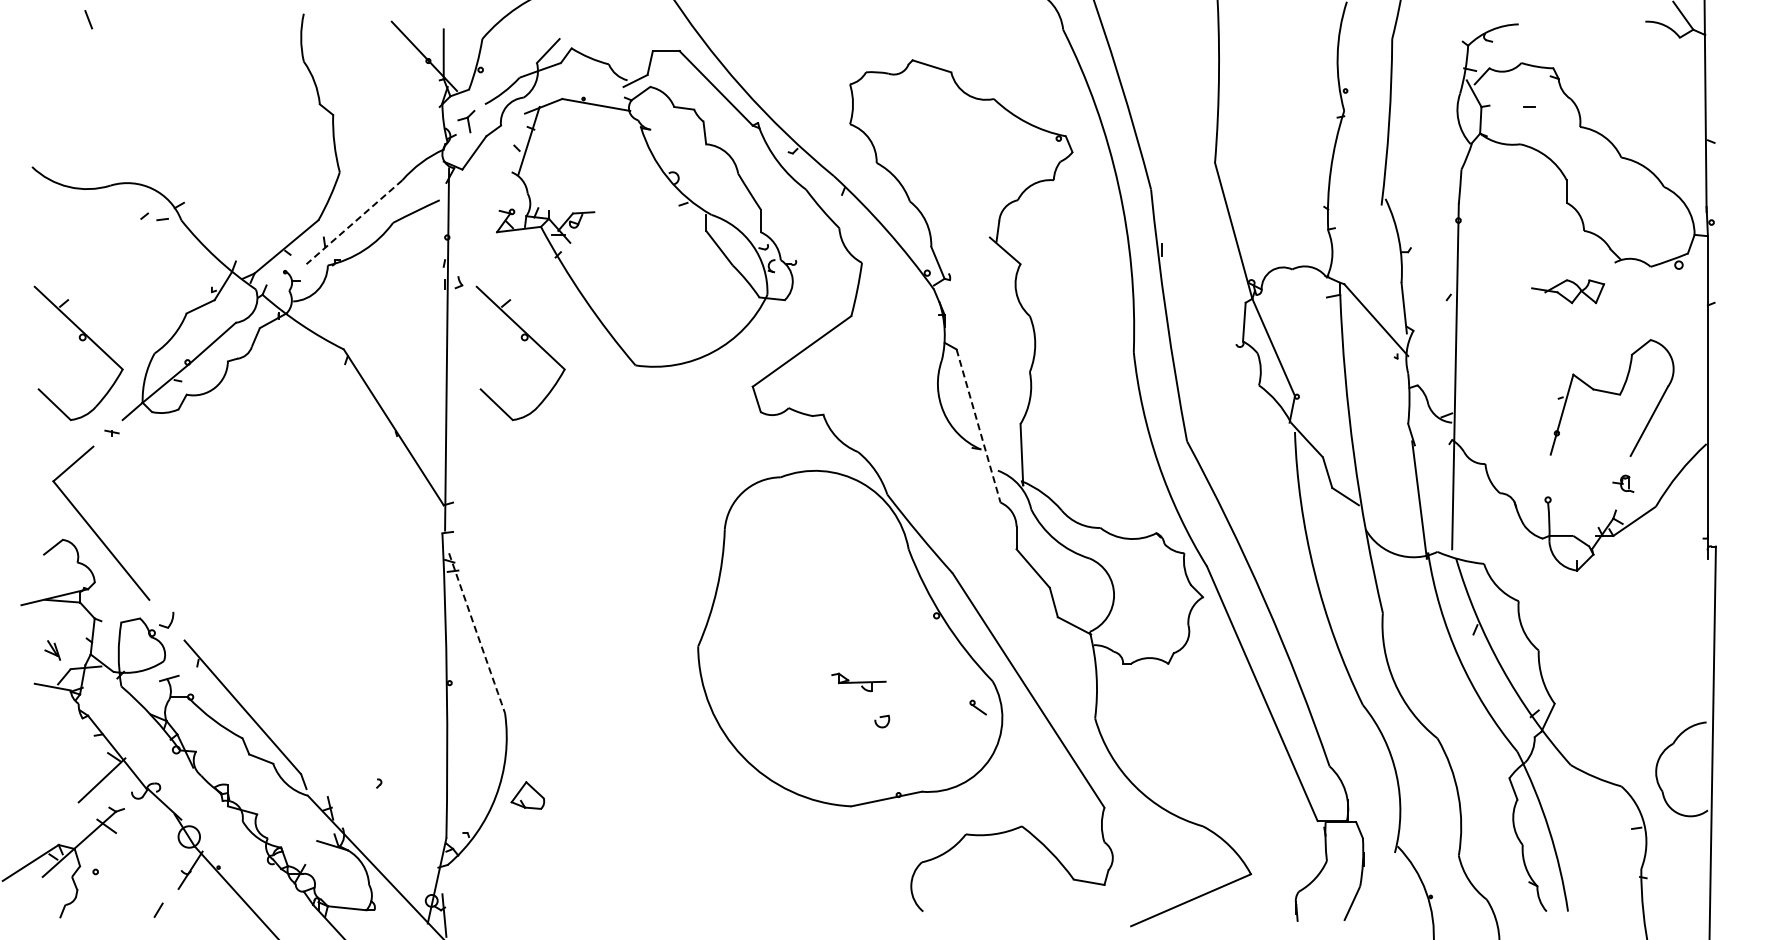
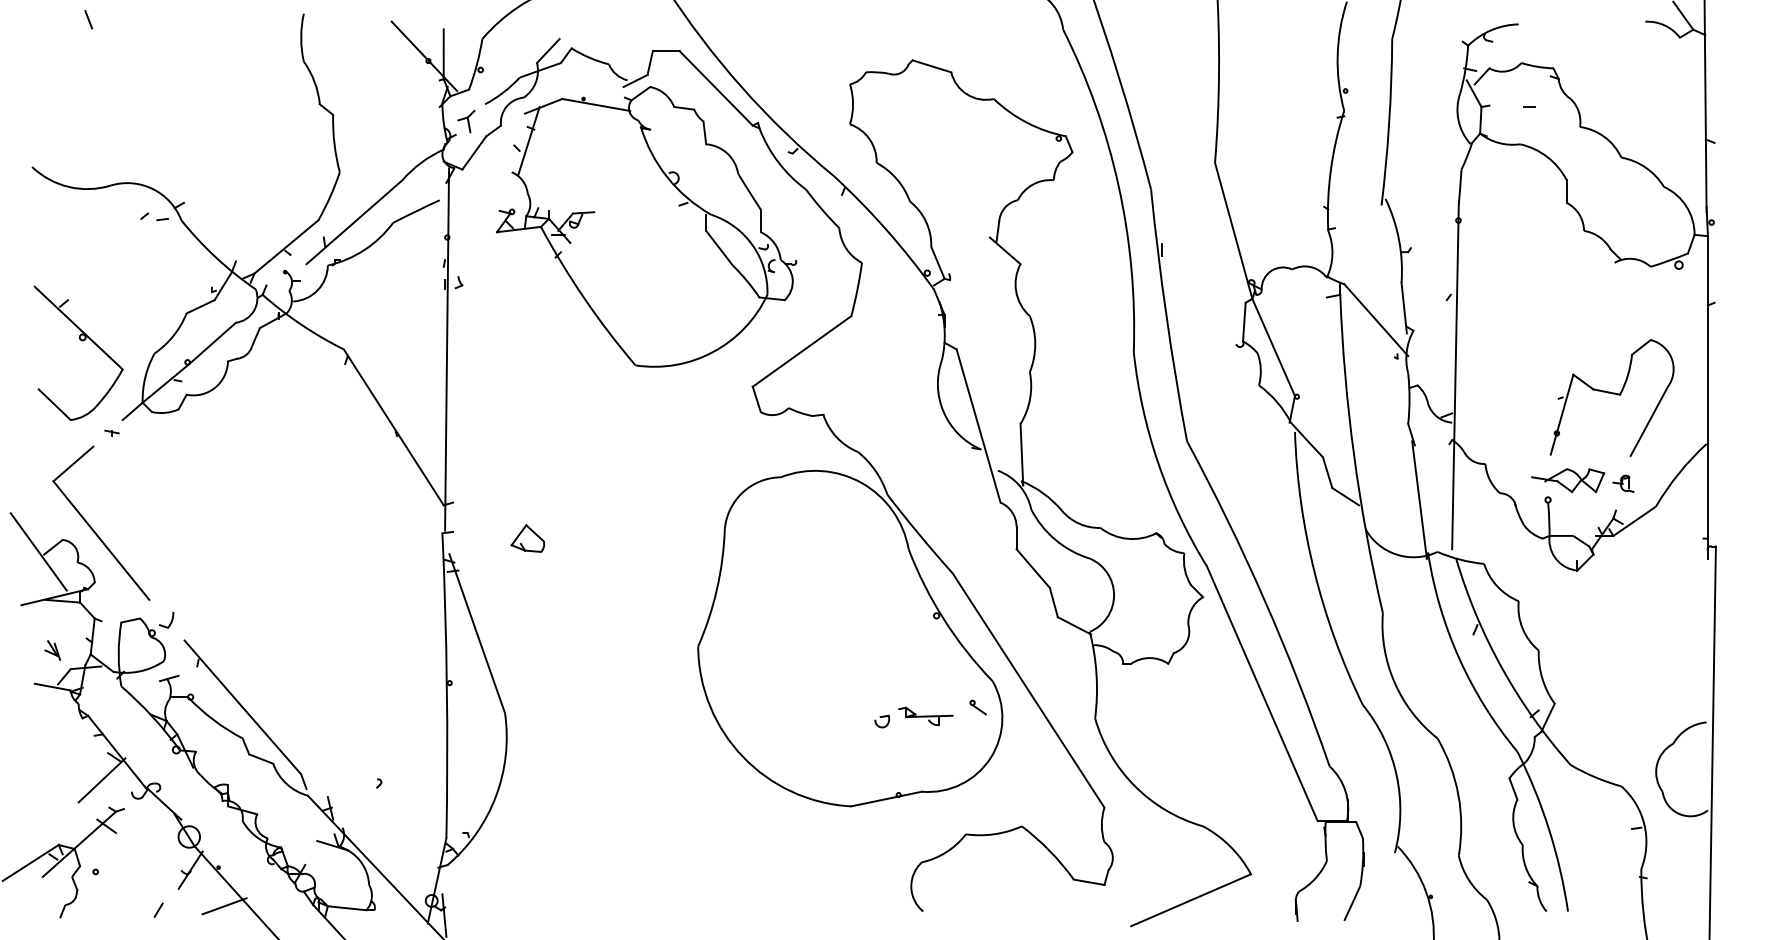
line: dashed -> solid (354, 222)
part position: (1568, 291) -> (1568, 480) (1568, 480)
part: present -> none (523, 341)
line: dashed -> solid (978, 426)
line: none -> present (38, 551)
arc: dashed -> solid (476, 633)
part position: (858, 682) -> (925, 716) (925, 716)
part position: (527, 795) -> (527, 538) (527, 538)
line: none -> present (224, 906)
